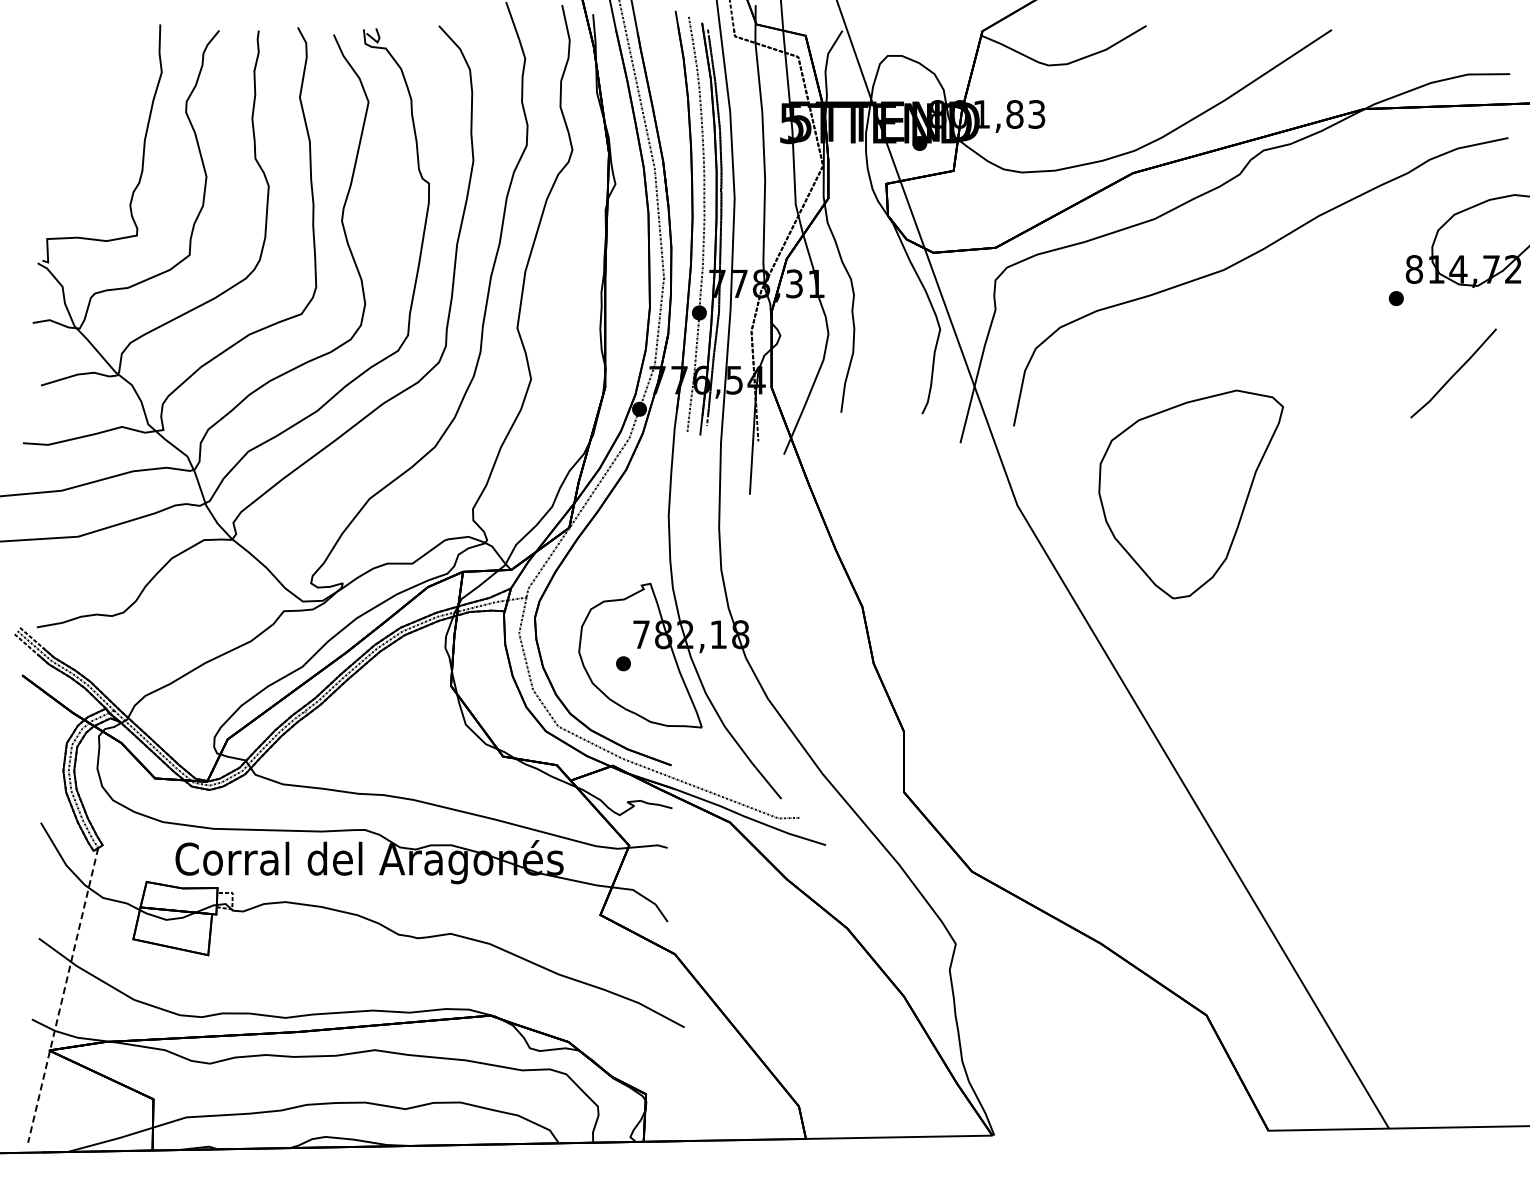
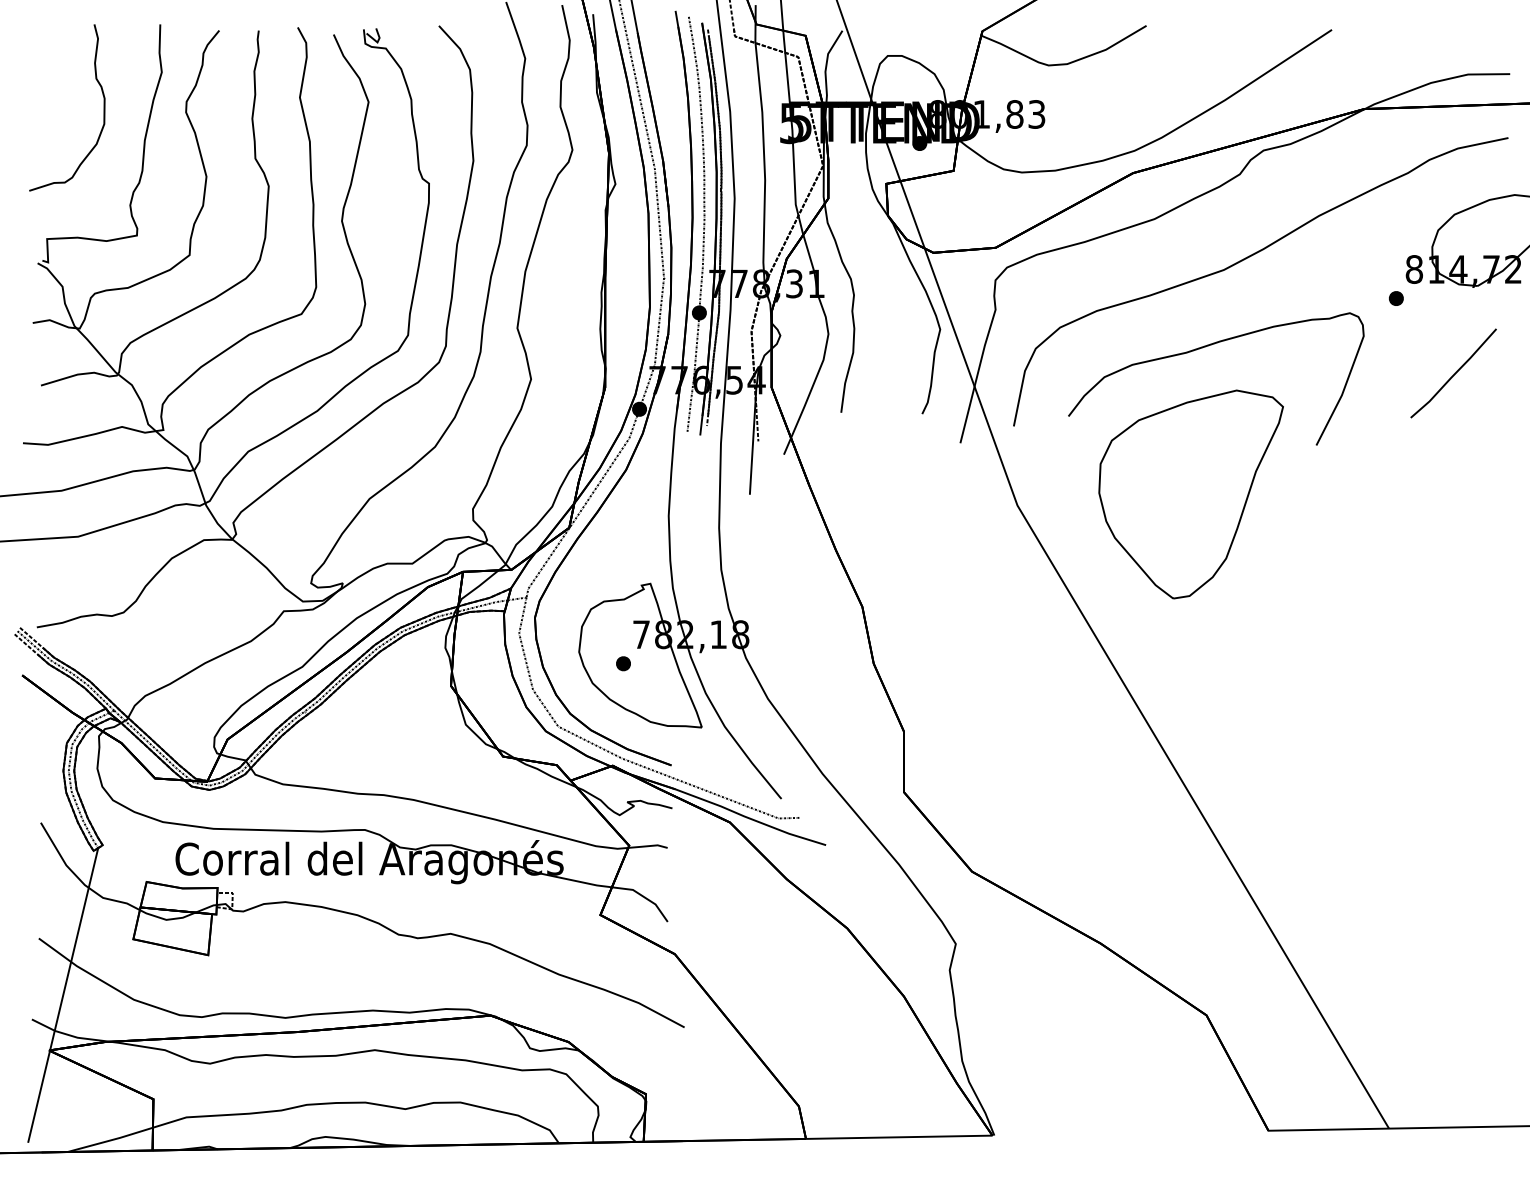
curve: none -> present (103, 107)
curve: none -> present (1205, 347)
line: dashed -> solid (63, 995)
